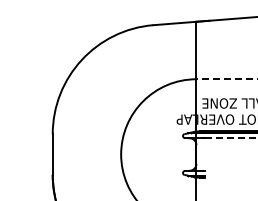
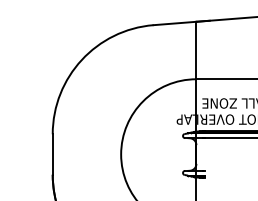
line: dashed -> solid (226, 79)
line: dashed -> solid (232, 138)
